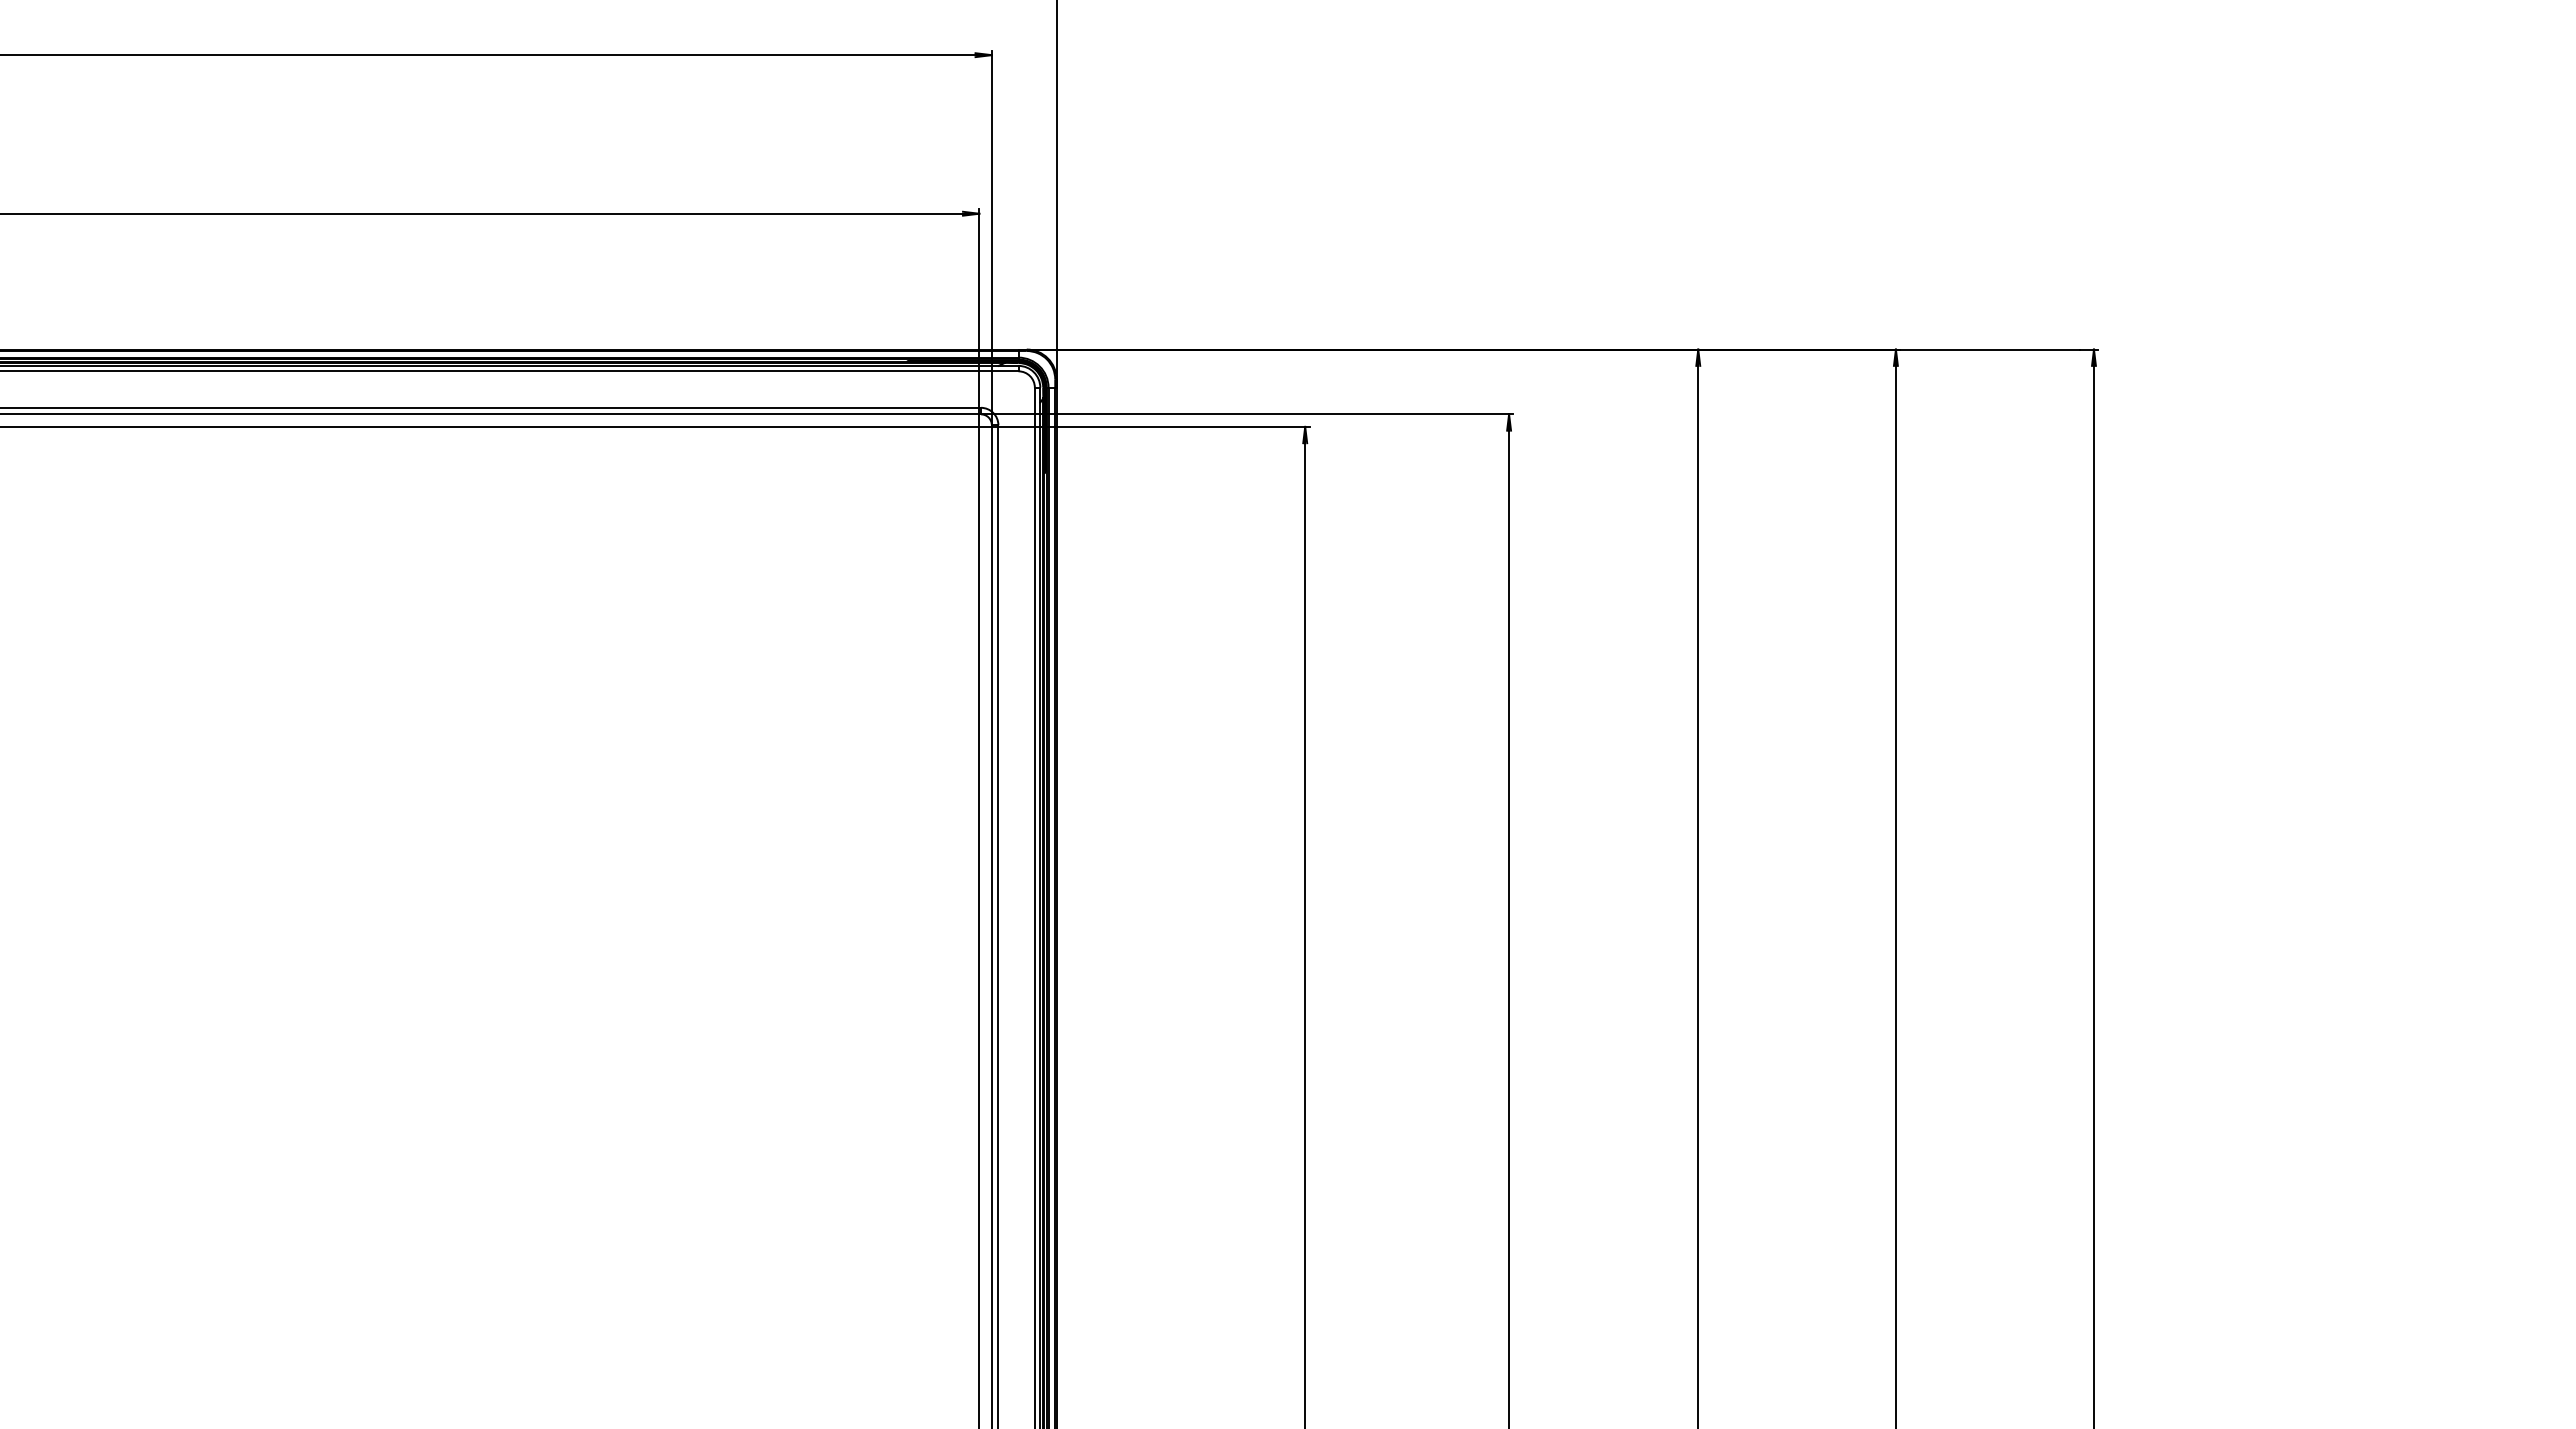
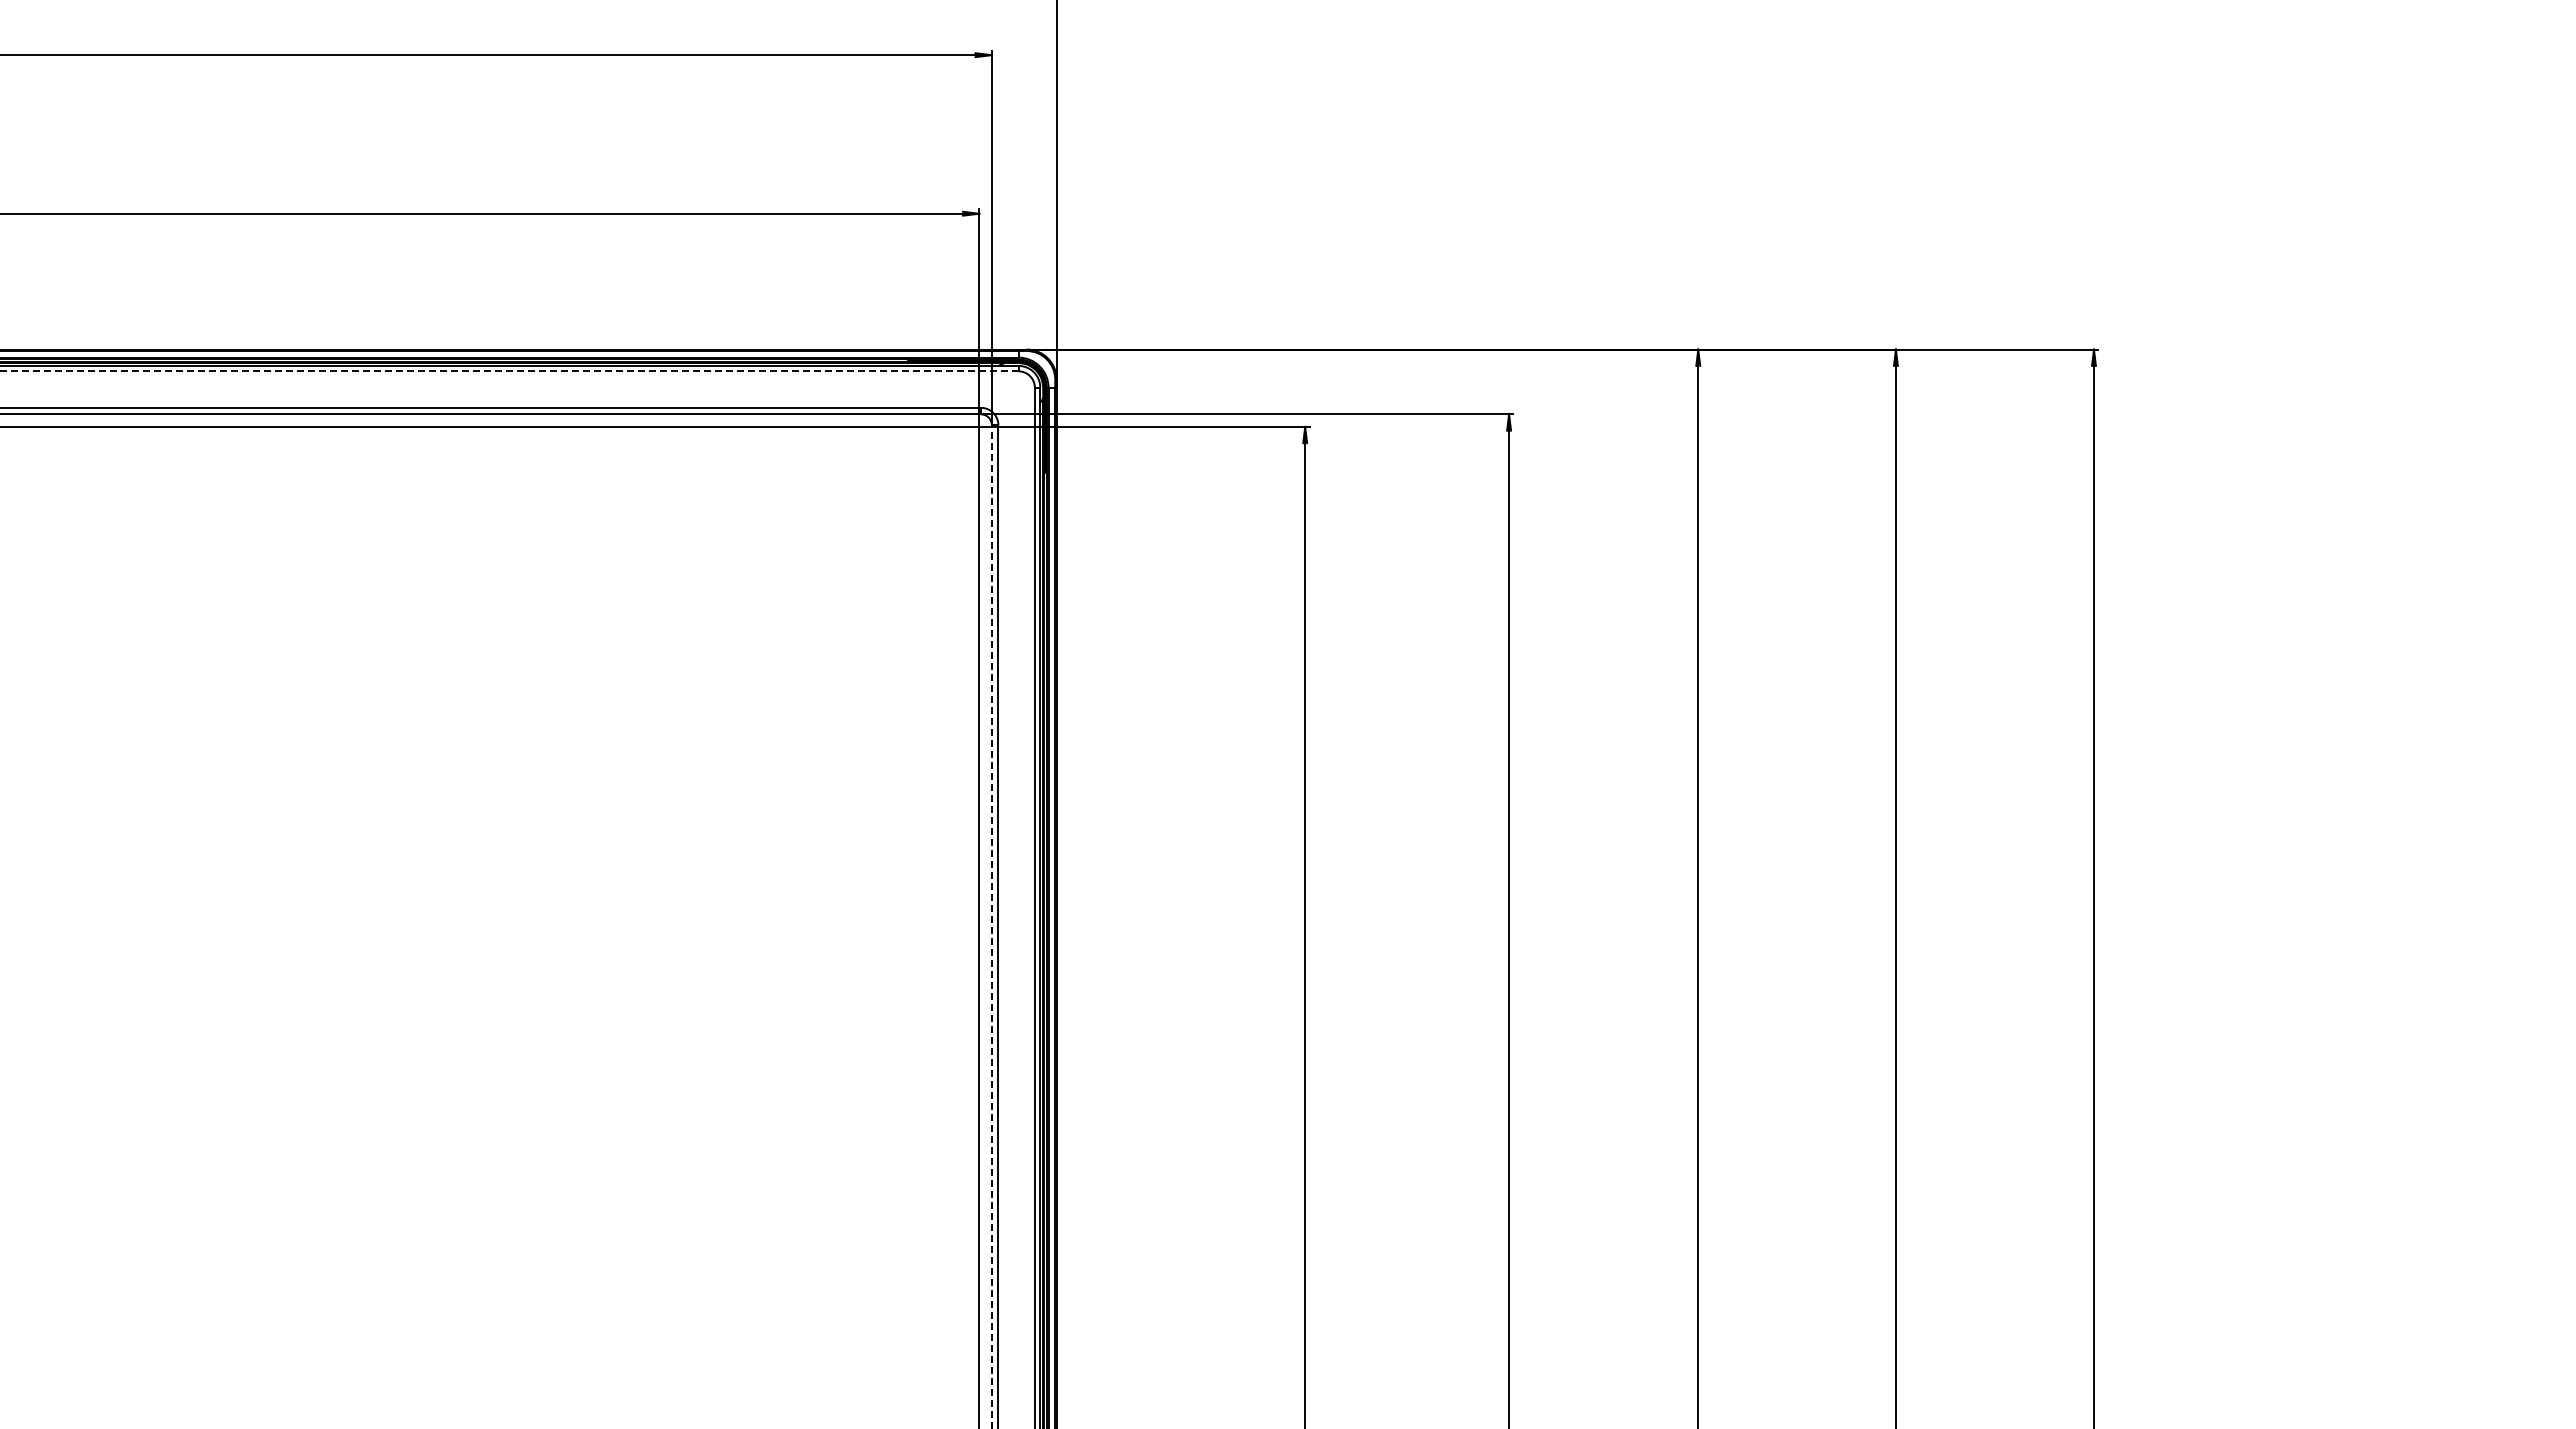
line: solid -> dashed (509, 371)
line: solid -> dashed (991, 926)
